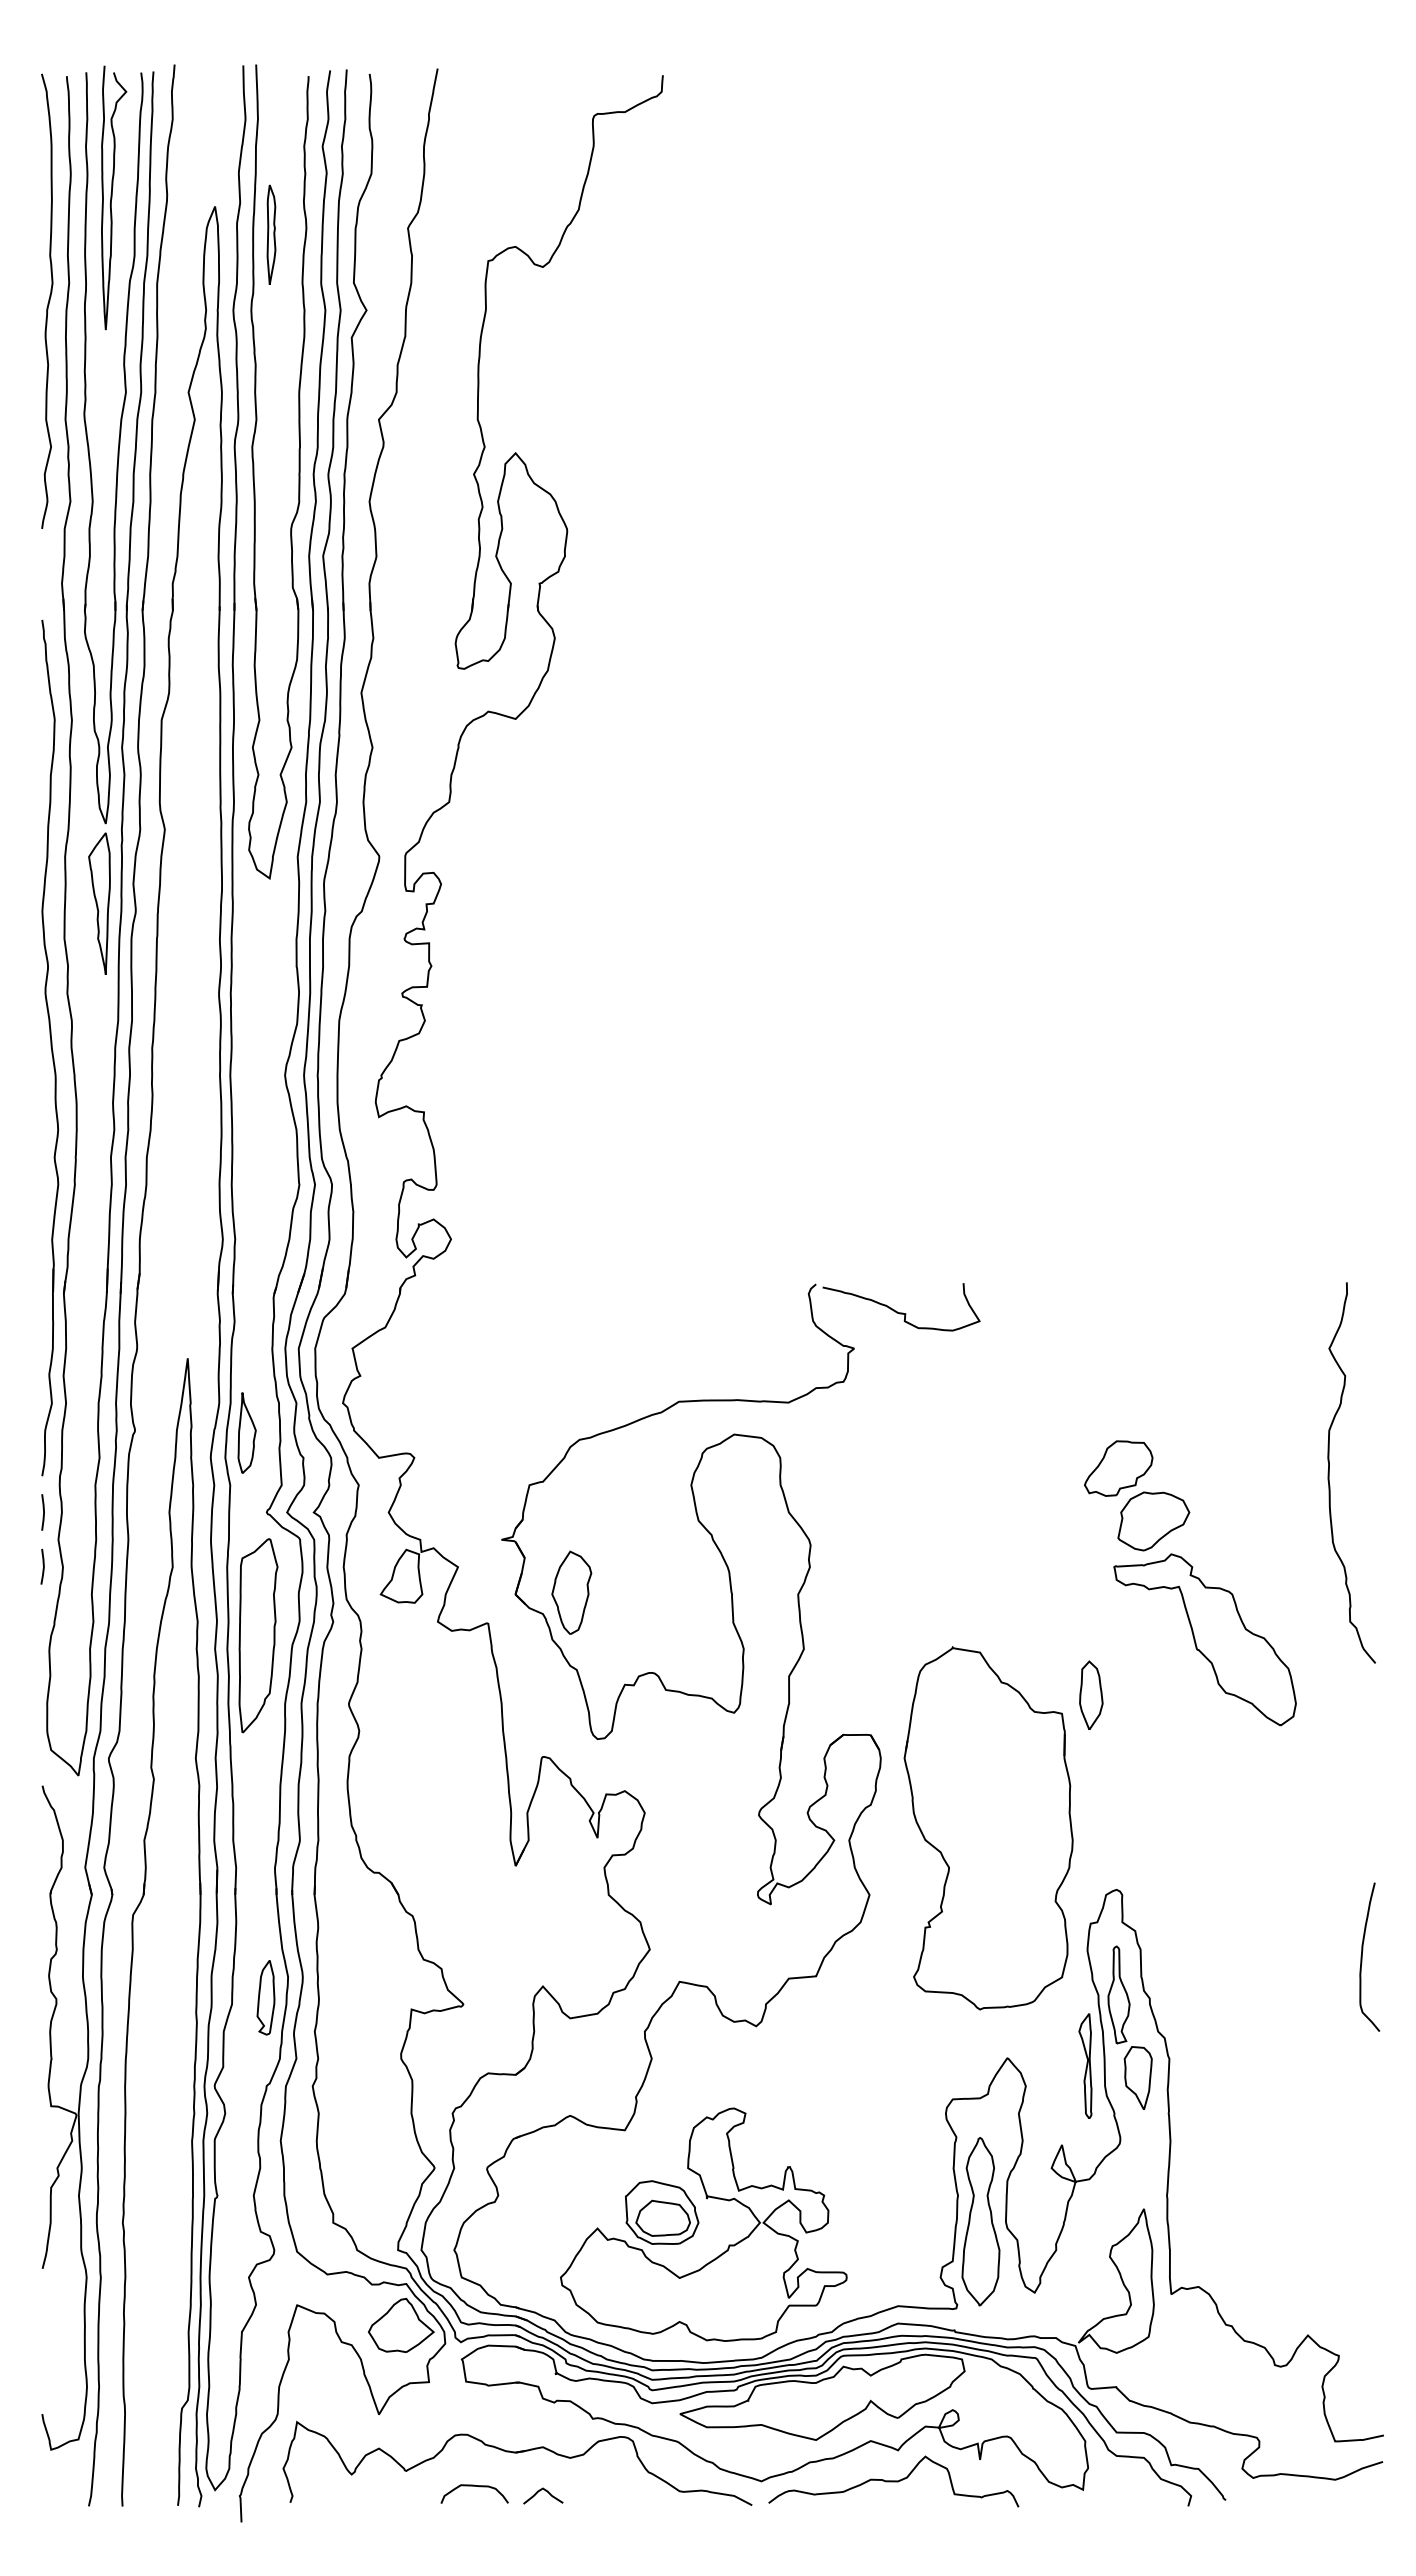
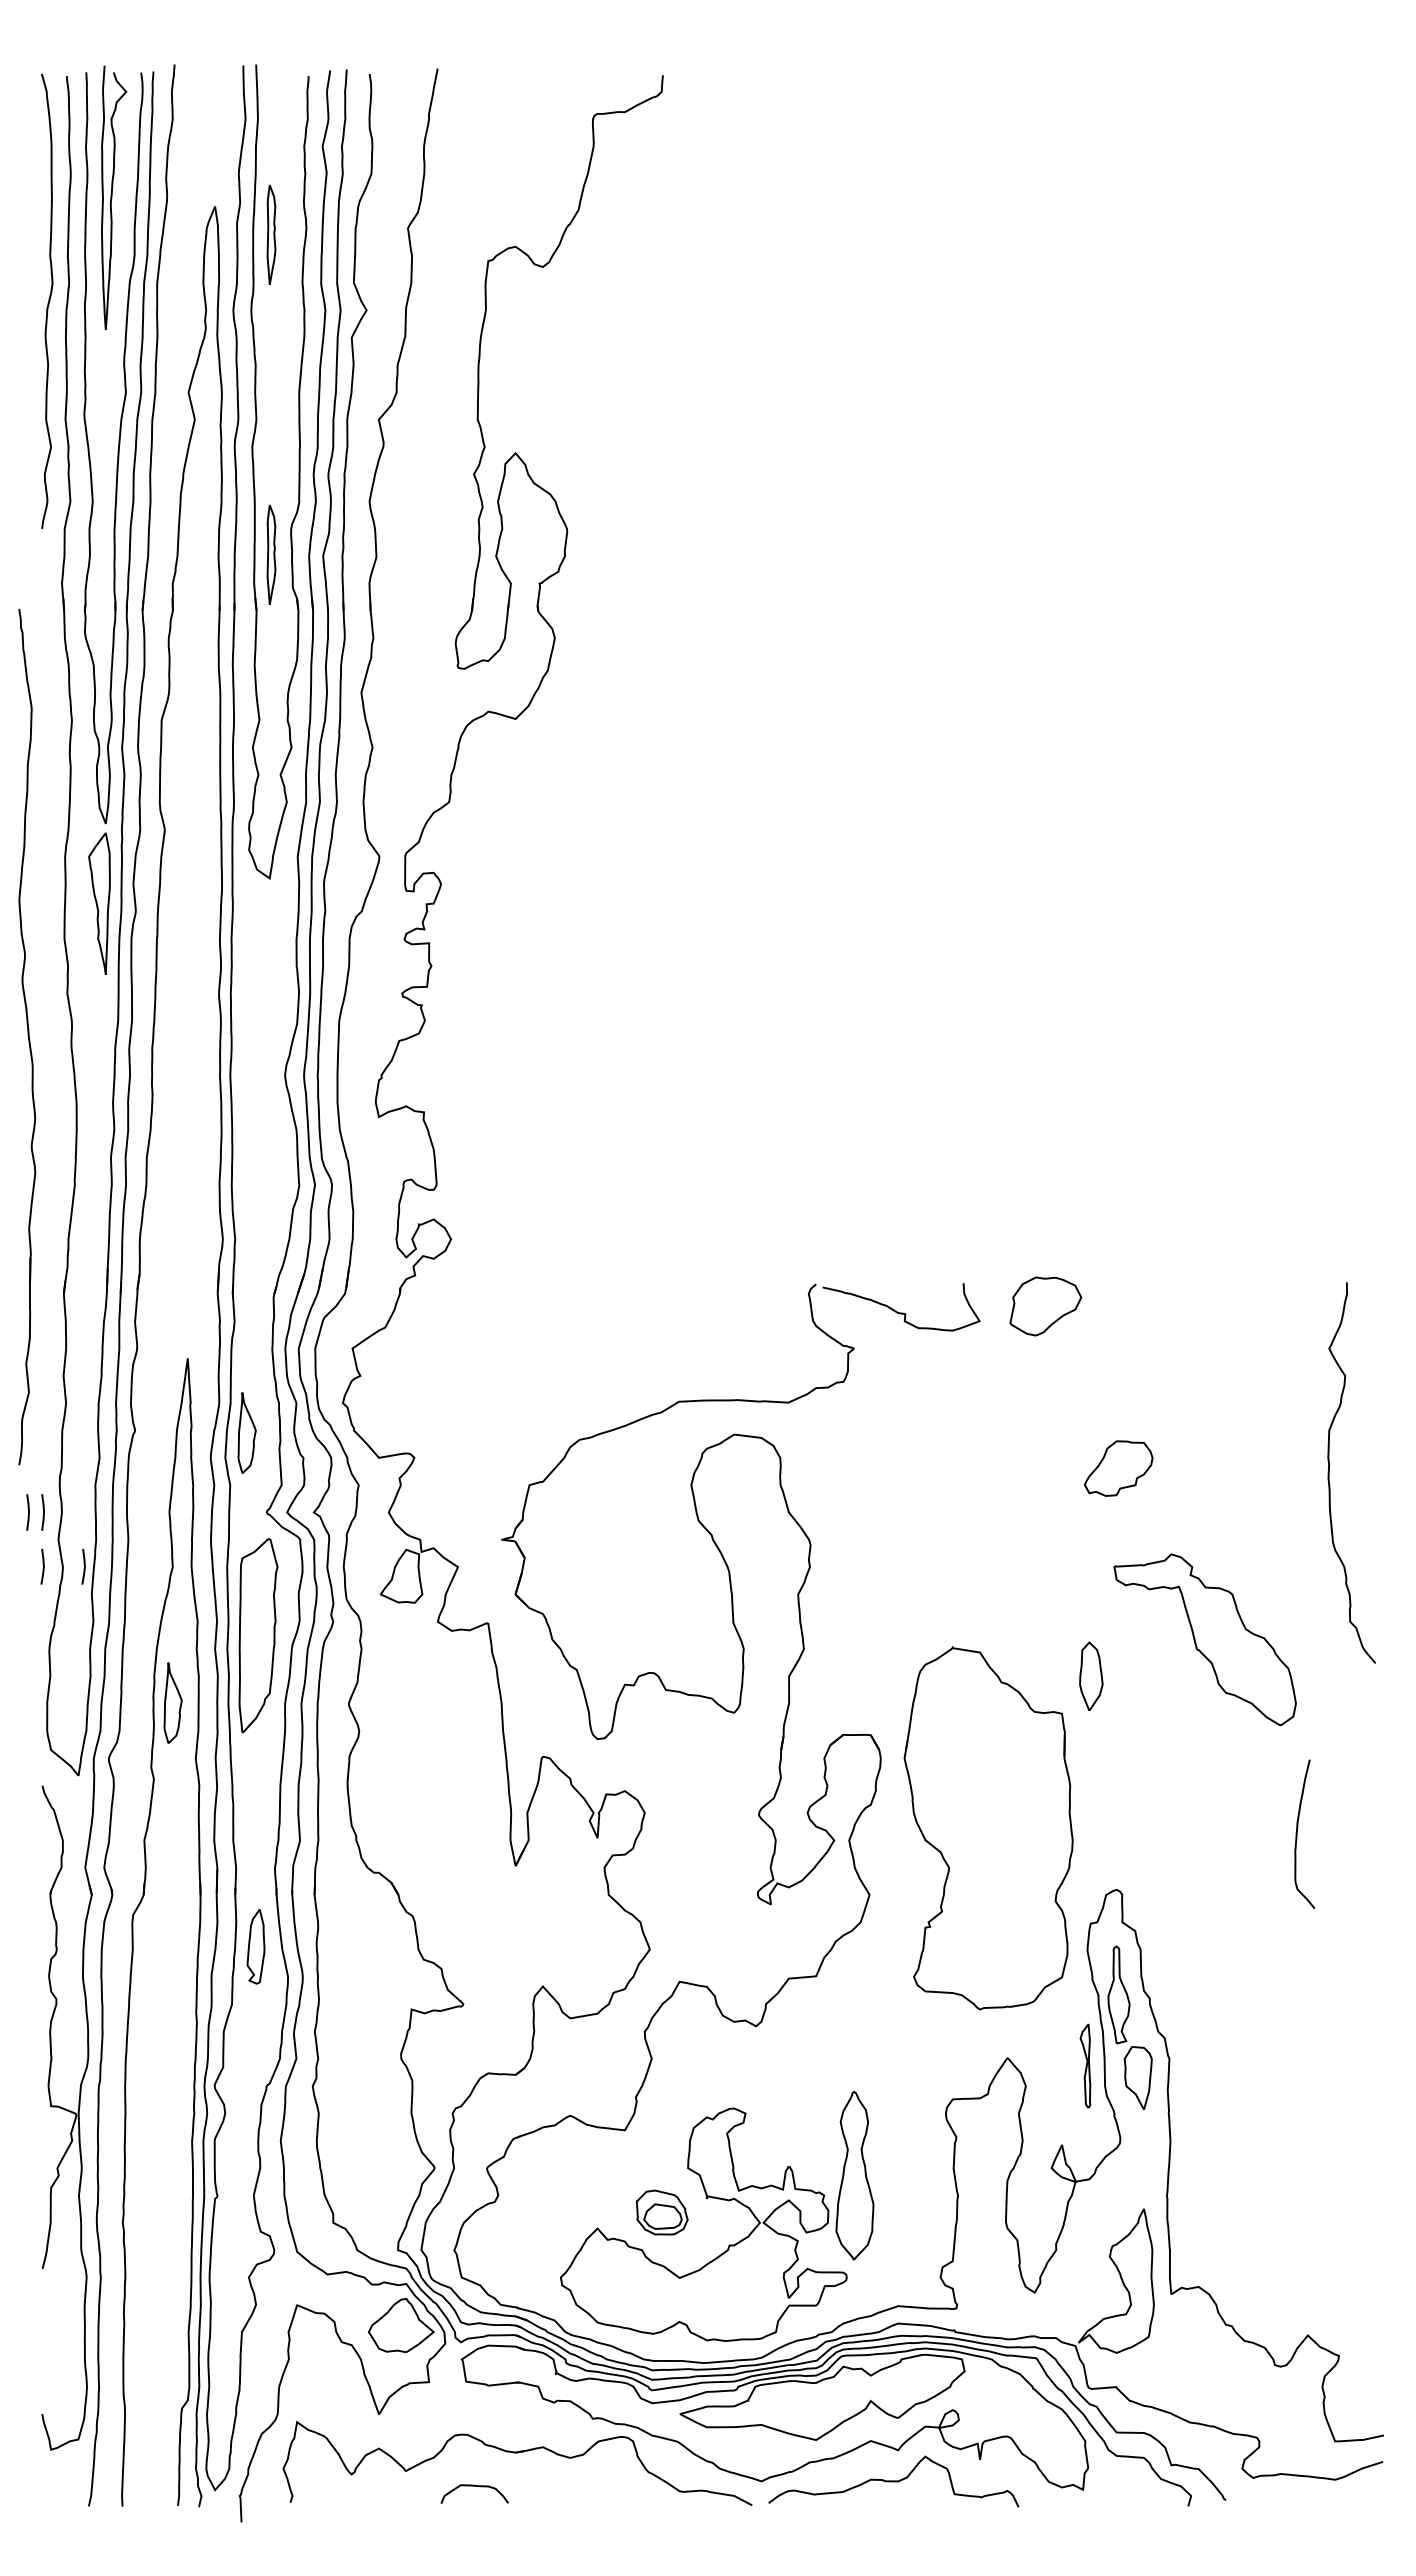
part: none -> present (271, 554)
part position: (50, 1047) -> (27, 1036) (27, 1036)
line: none -> present (28, 1512)
part position: (1153, 1521) -> (1045, 1306) (1045, 1306)
line: none -> present (84, 1566)
part: present -> none (571, 1592)
part position: (1091, 1694) -> (1091, 1675) (1091, 1675)
part: none -> present (172, 1702)
curve position: (1362, 1956) -> (1297, 1833) (1297, 1833)
part position: (265, 1997) -> (255, 1946) (255, 1946)
part size: 15x106 px -> 13x86 px (1085, 2065)
part size: 75x65 px -> 53x47 px (662, 2212)
part position: (980, 2221) -> (854, 2175) (854, 2175)
curve: present -> none (545, 2491)
